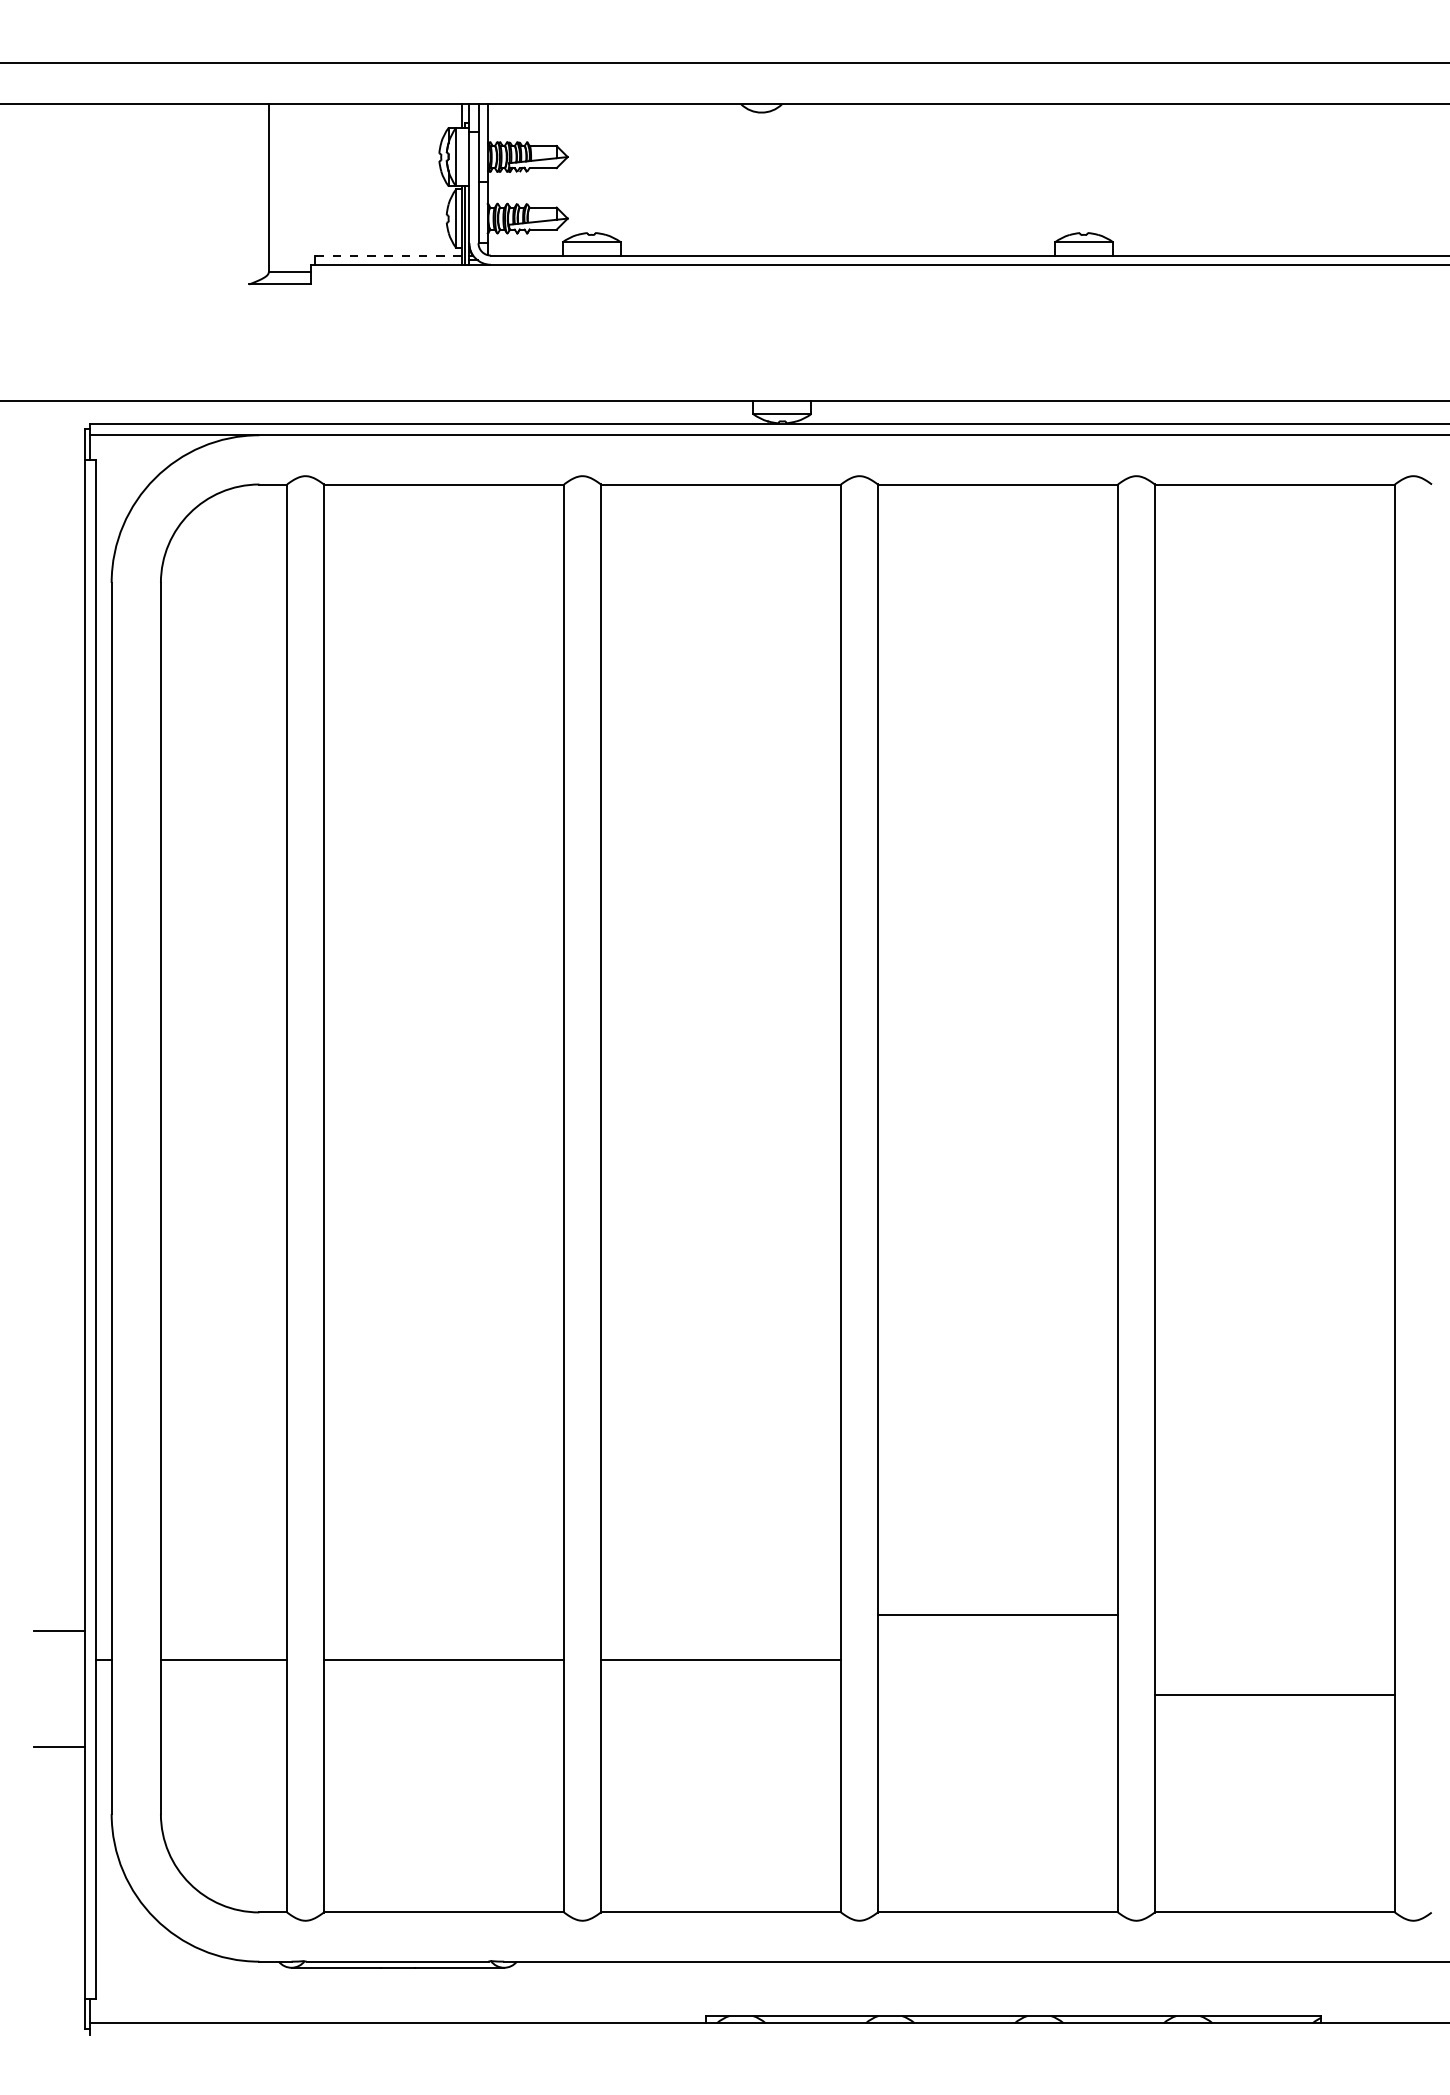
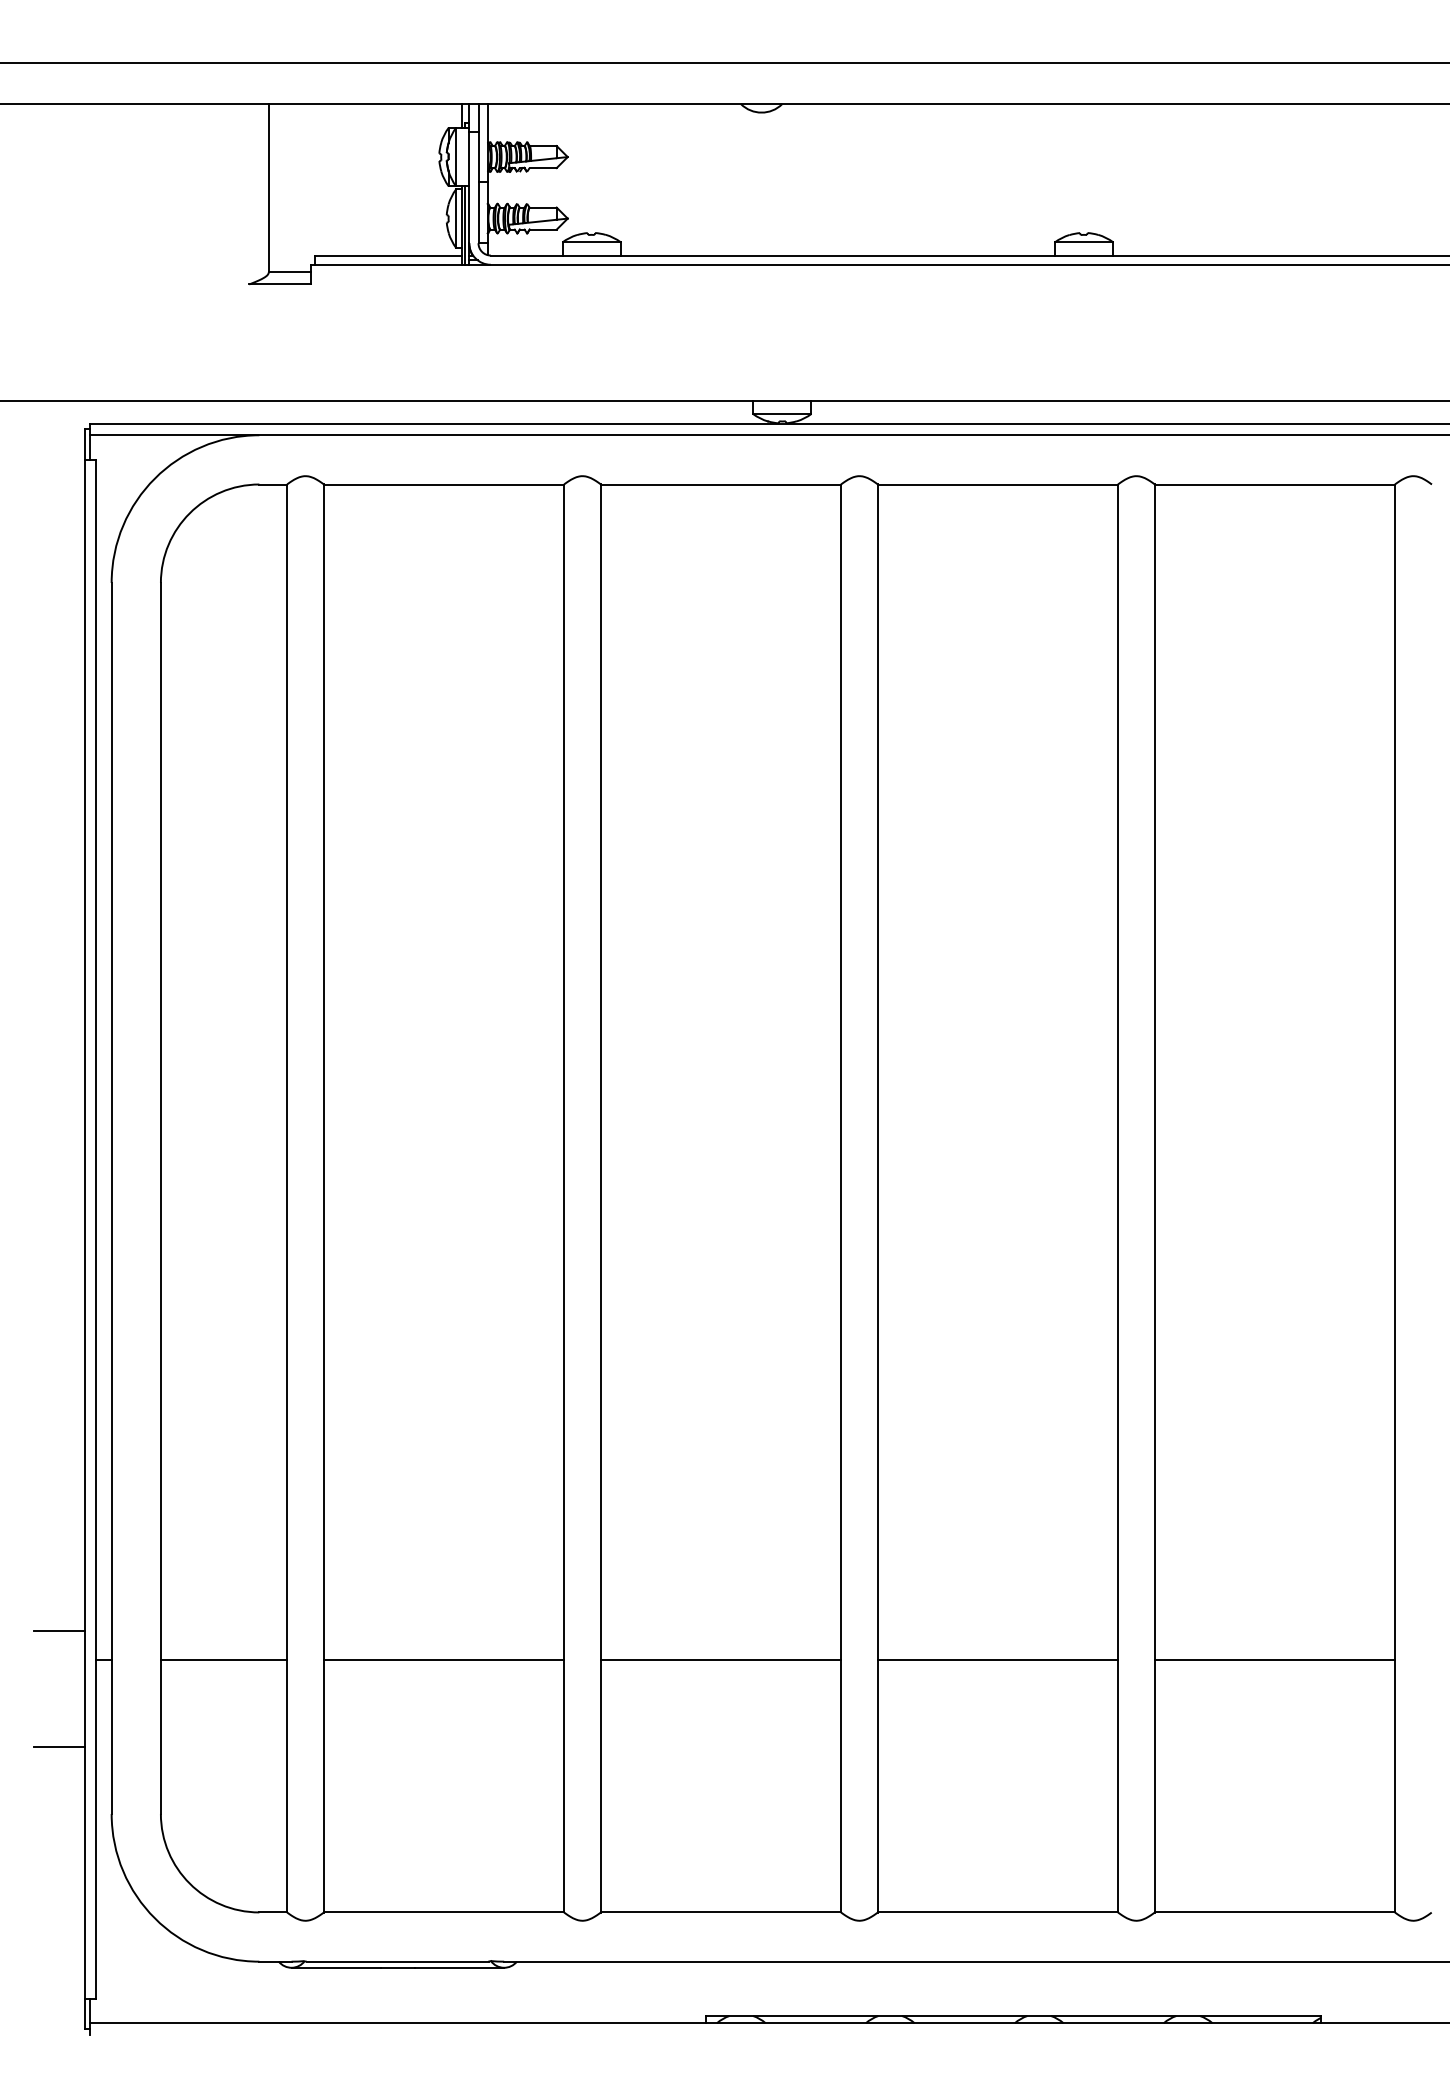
line: dashed -> solid (388, 255)
line position: (997, 1614) -> (997, 1659) (997, 1659)
line position: (1274, 1694) -> (1274, 1659) (1274, 1659)
